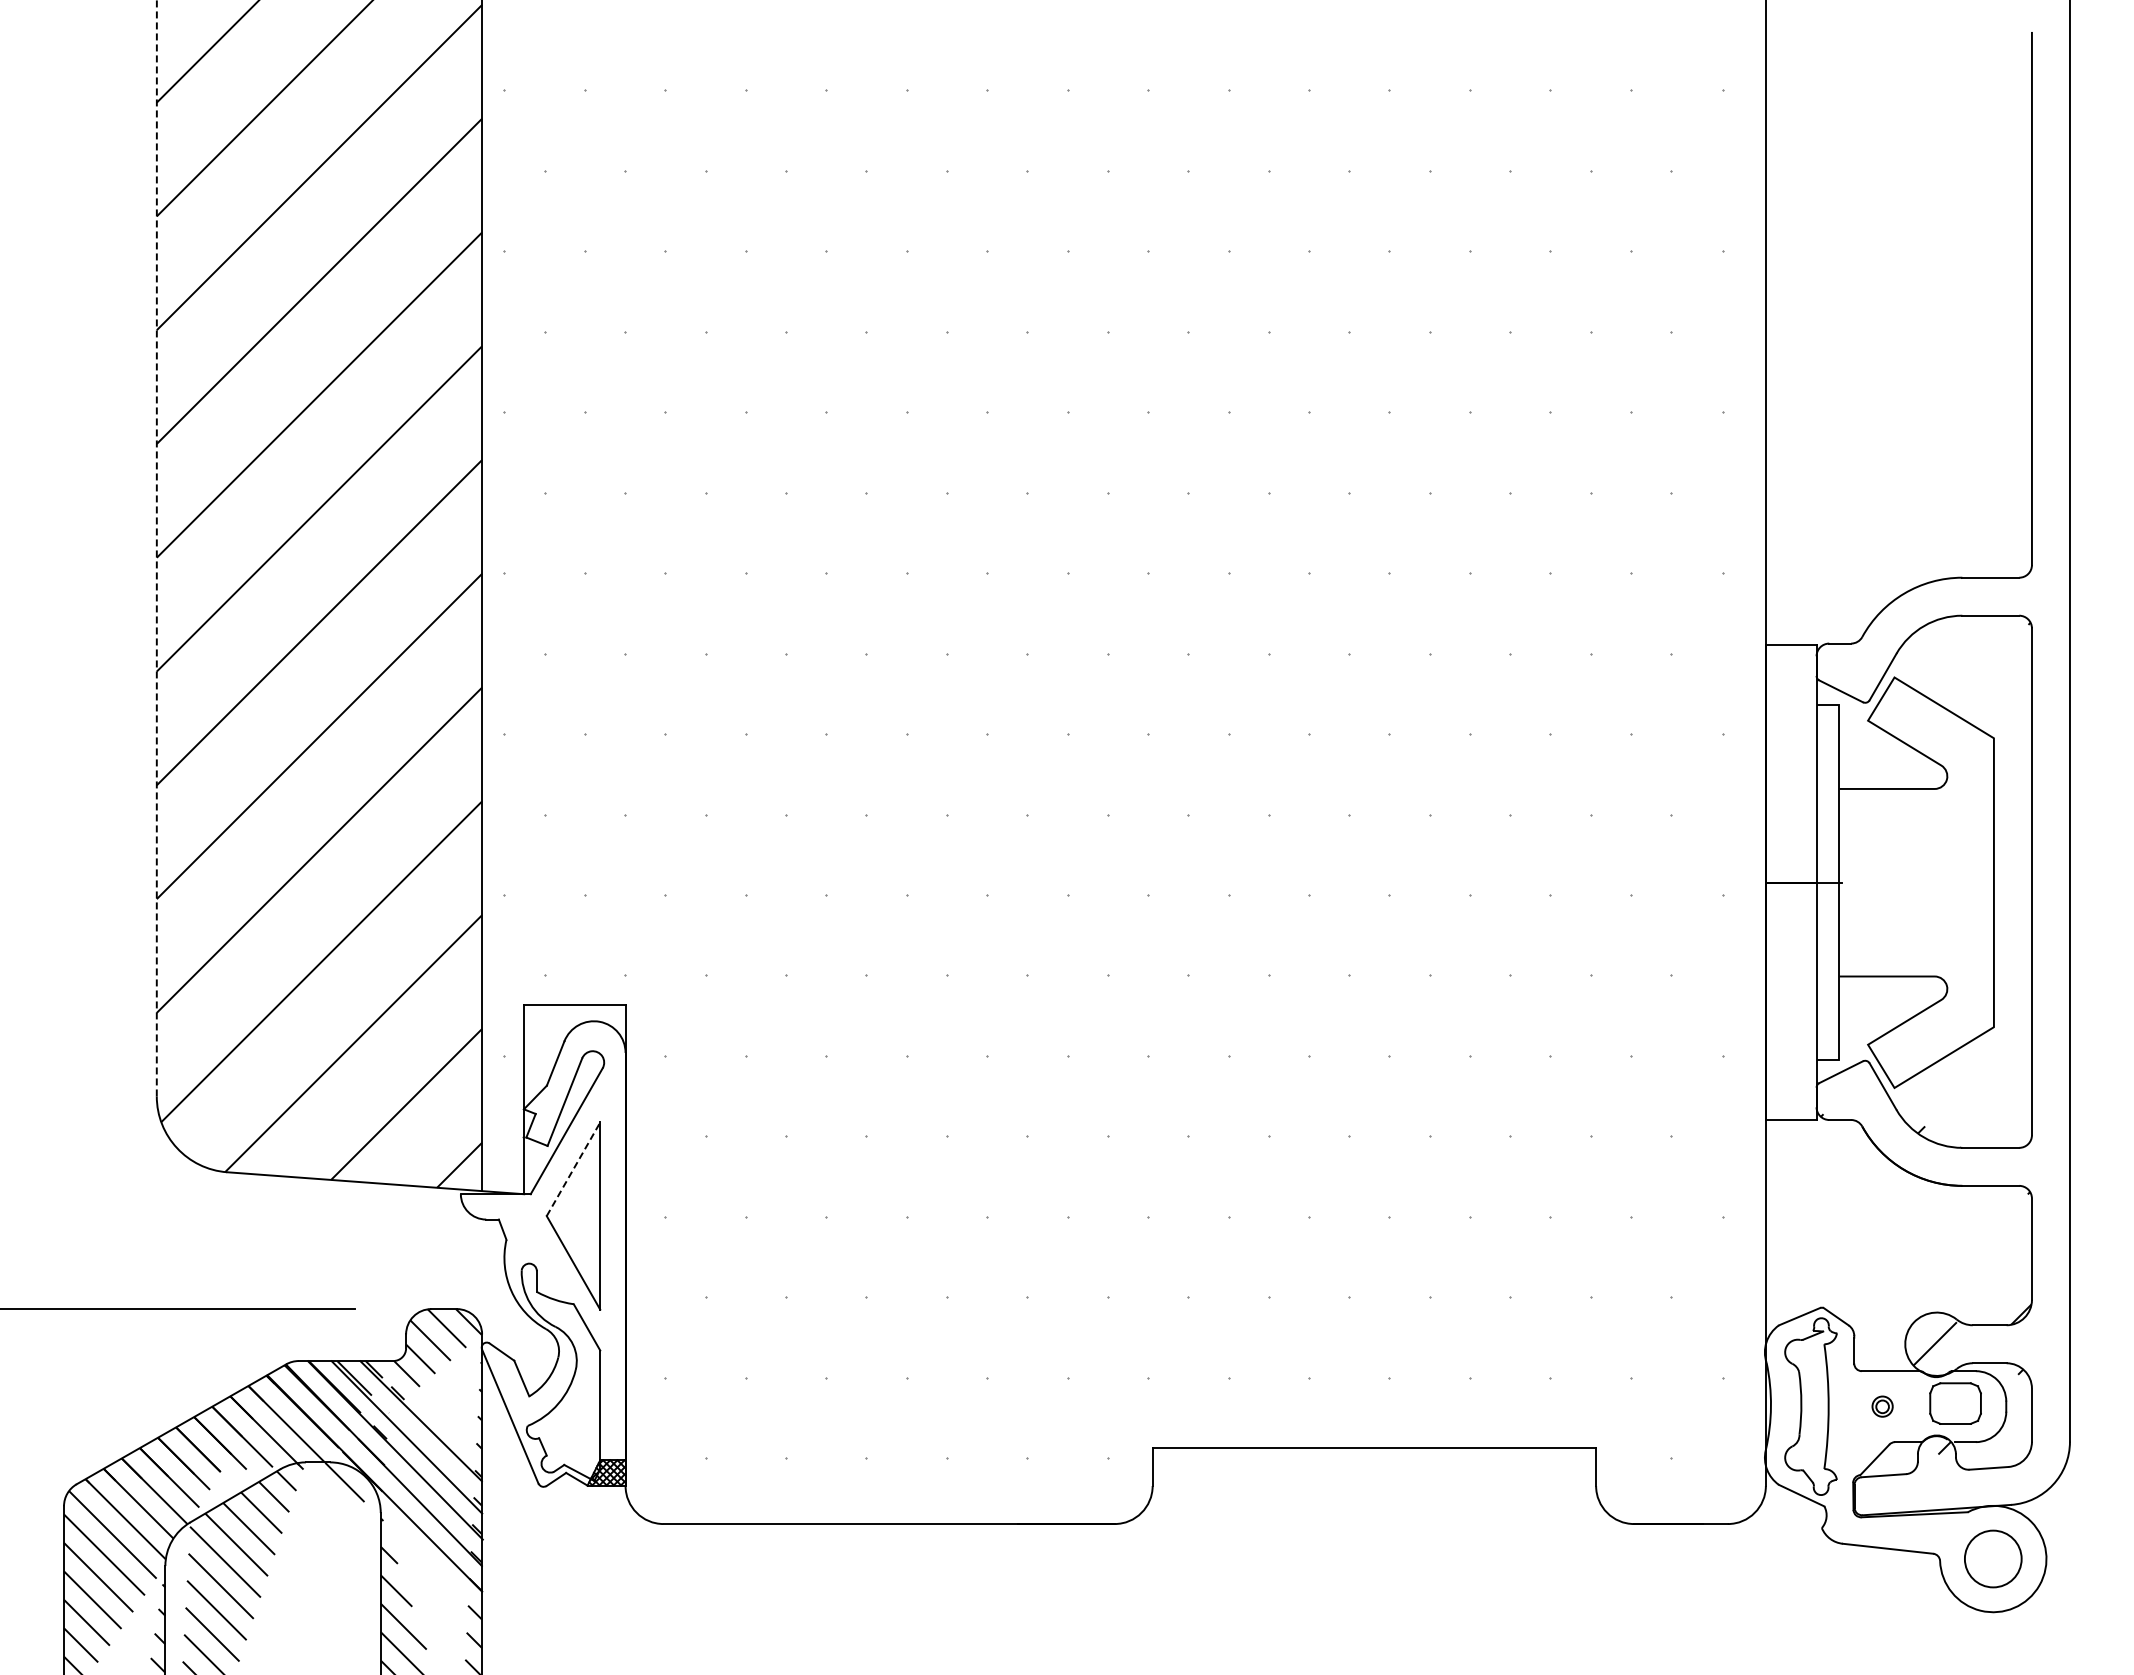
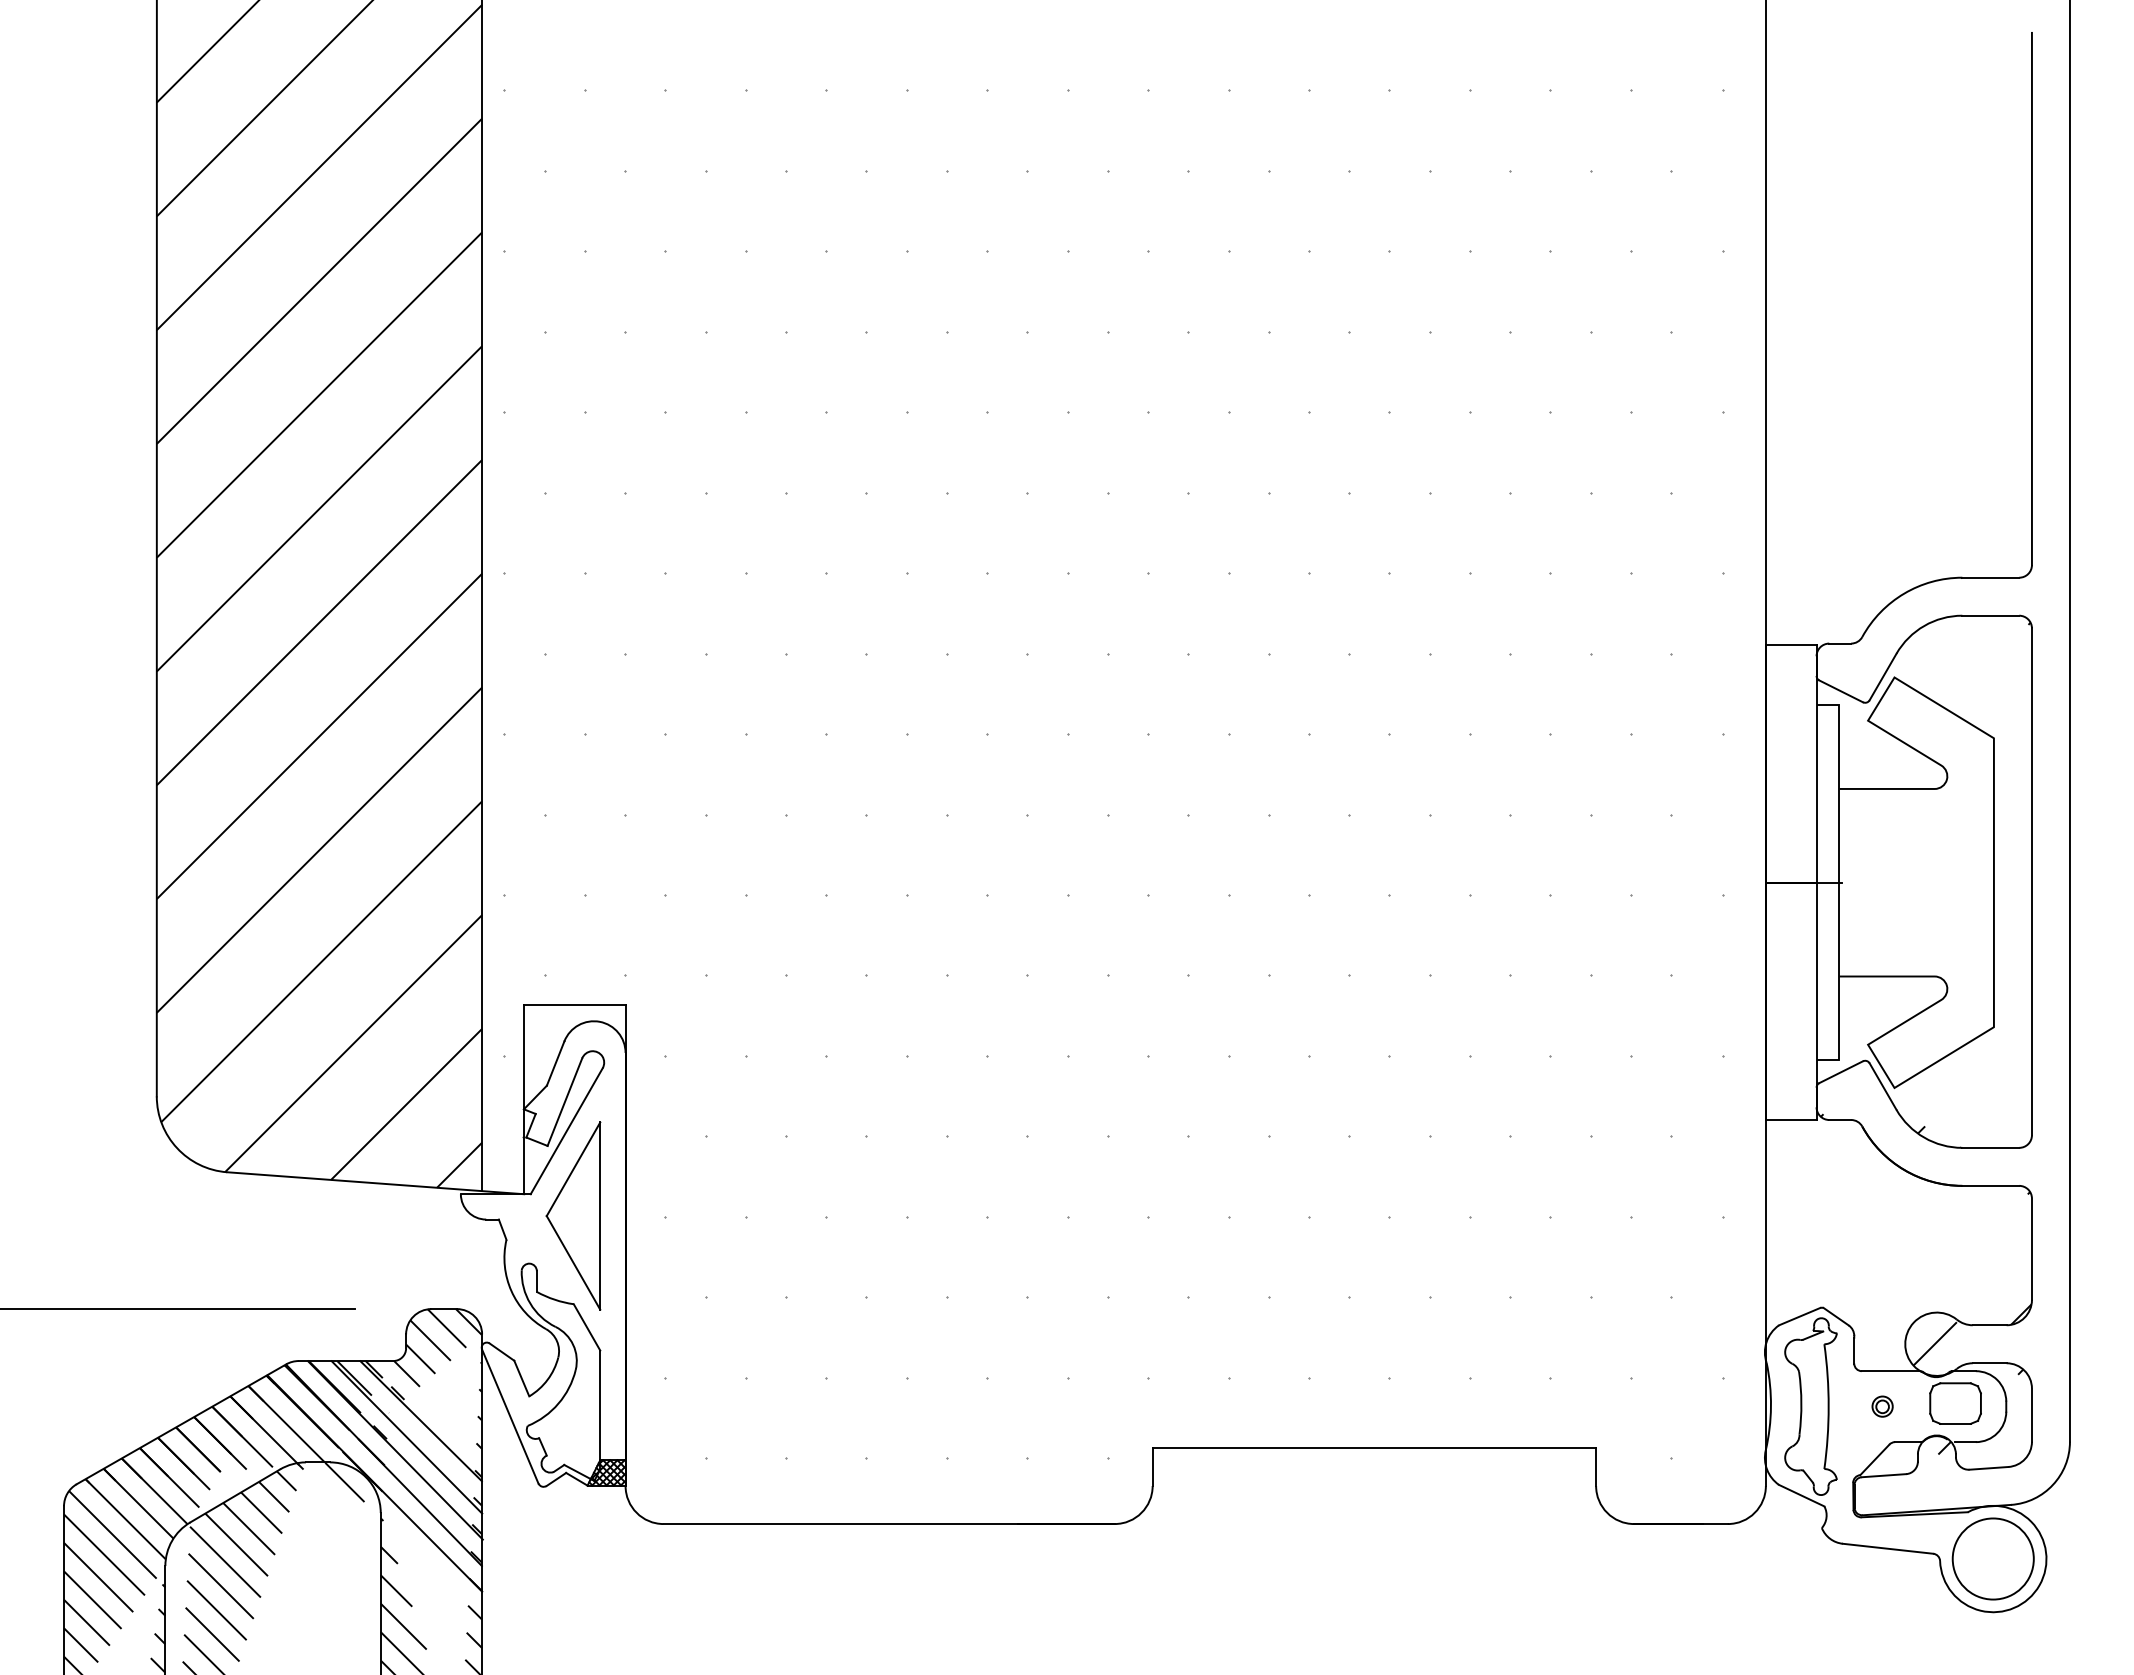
line: dashed -> solid (156, 548)
line: dashed -> solid (573, 1169)
circle diameter: 57 px -> 81 px (1992, 1558)
